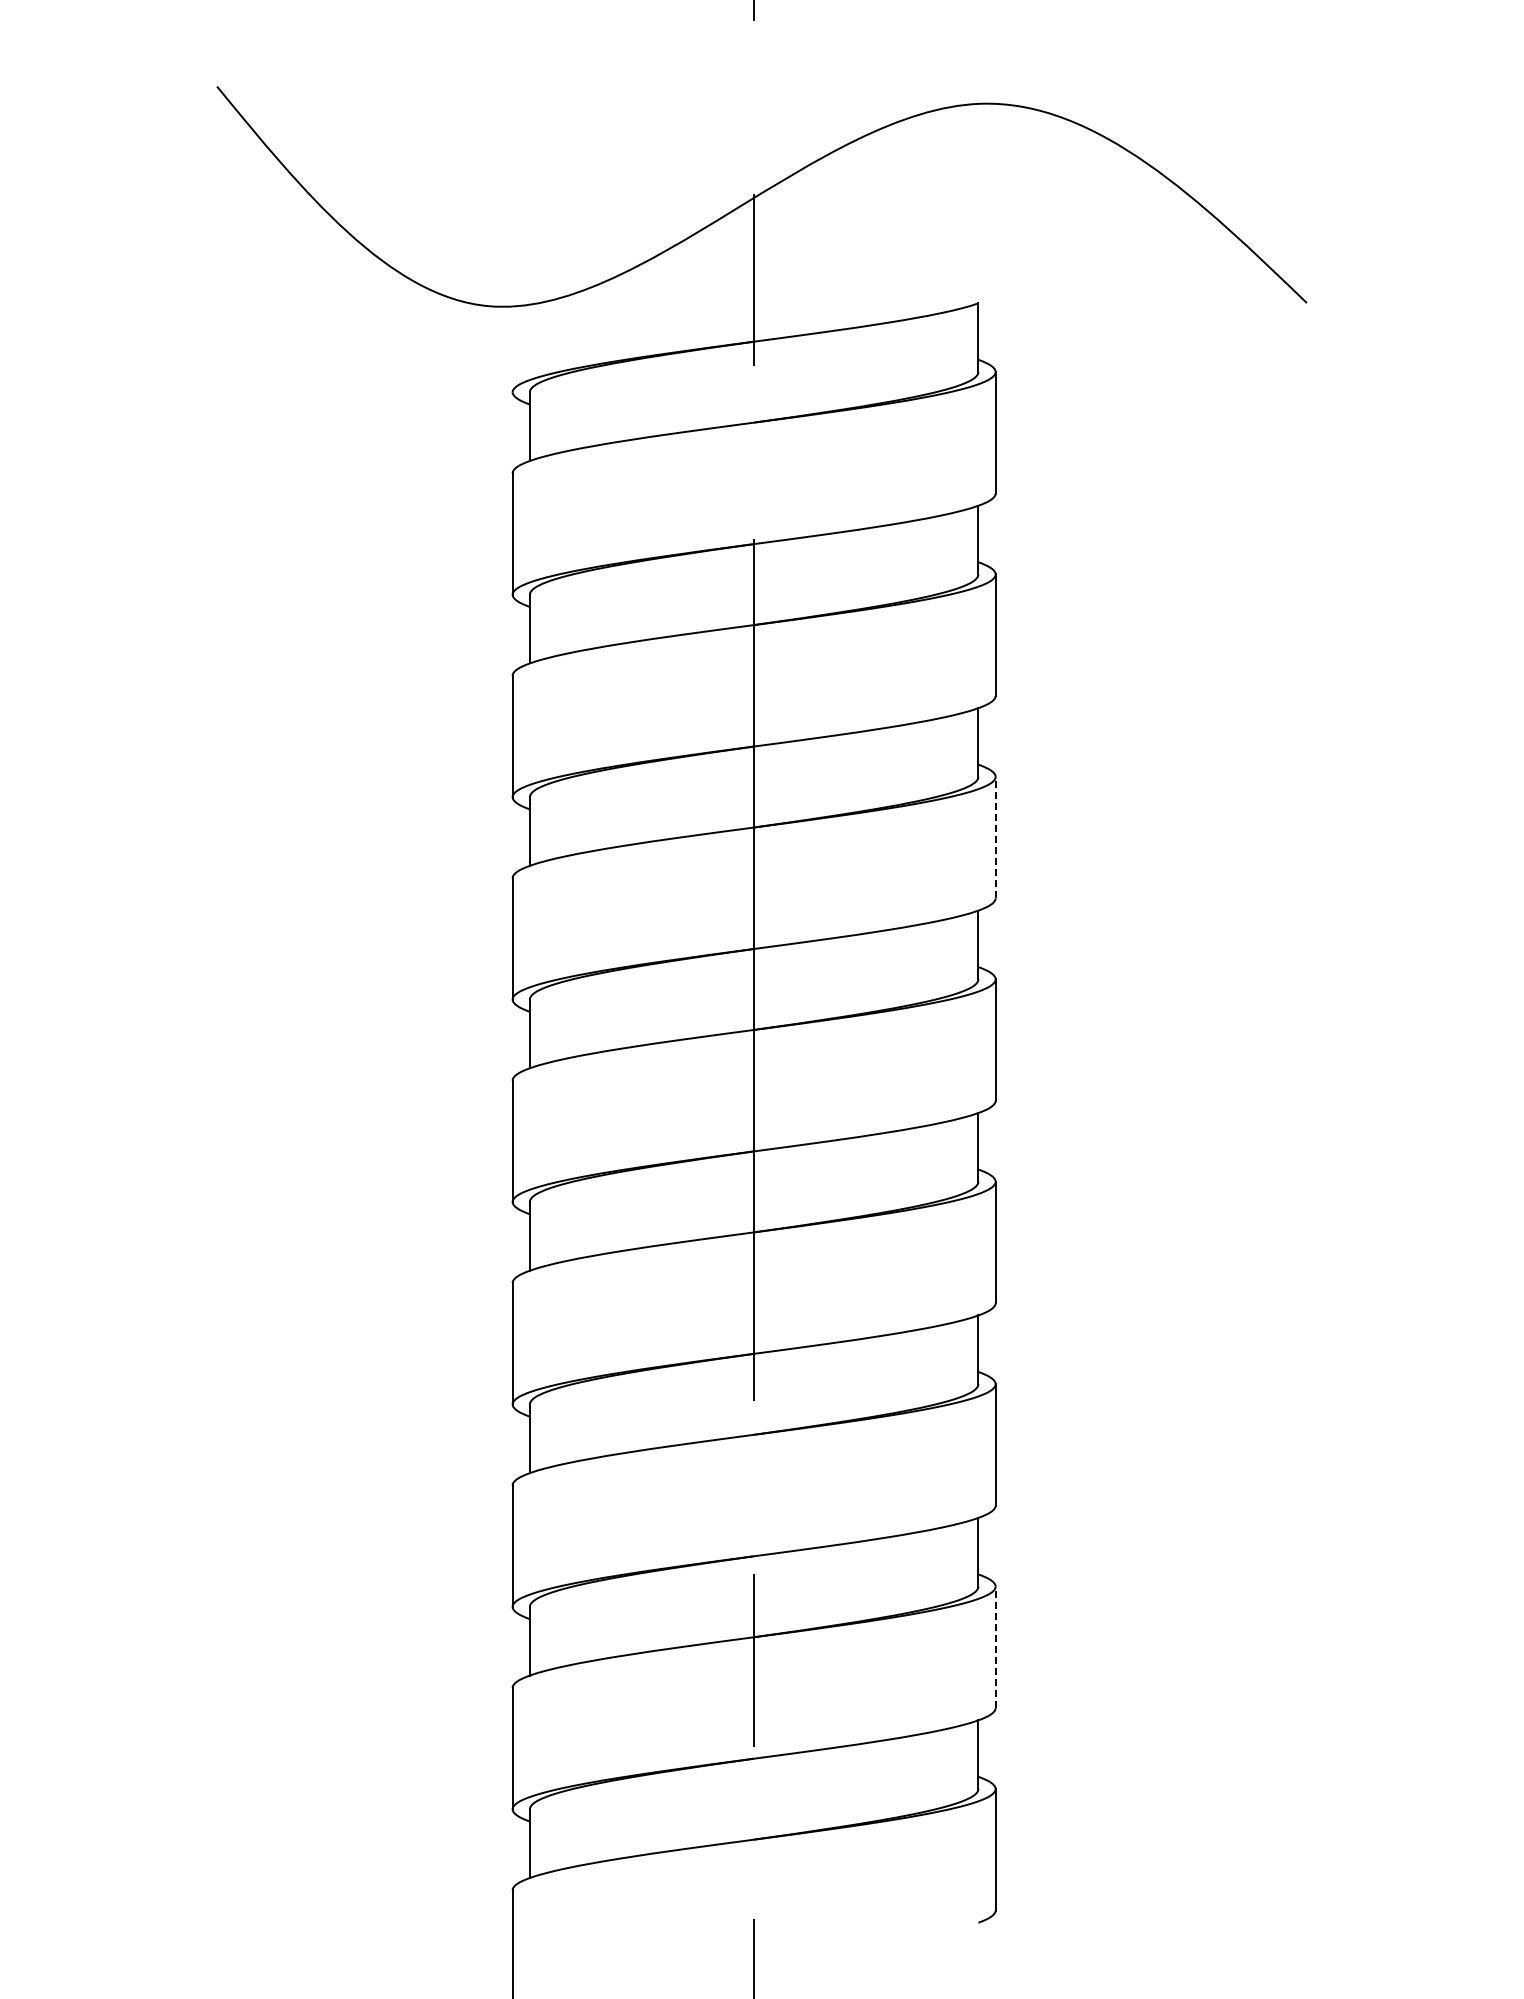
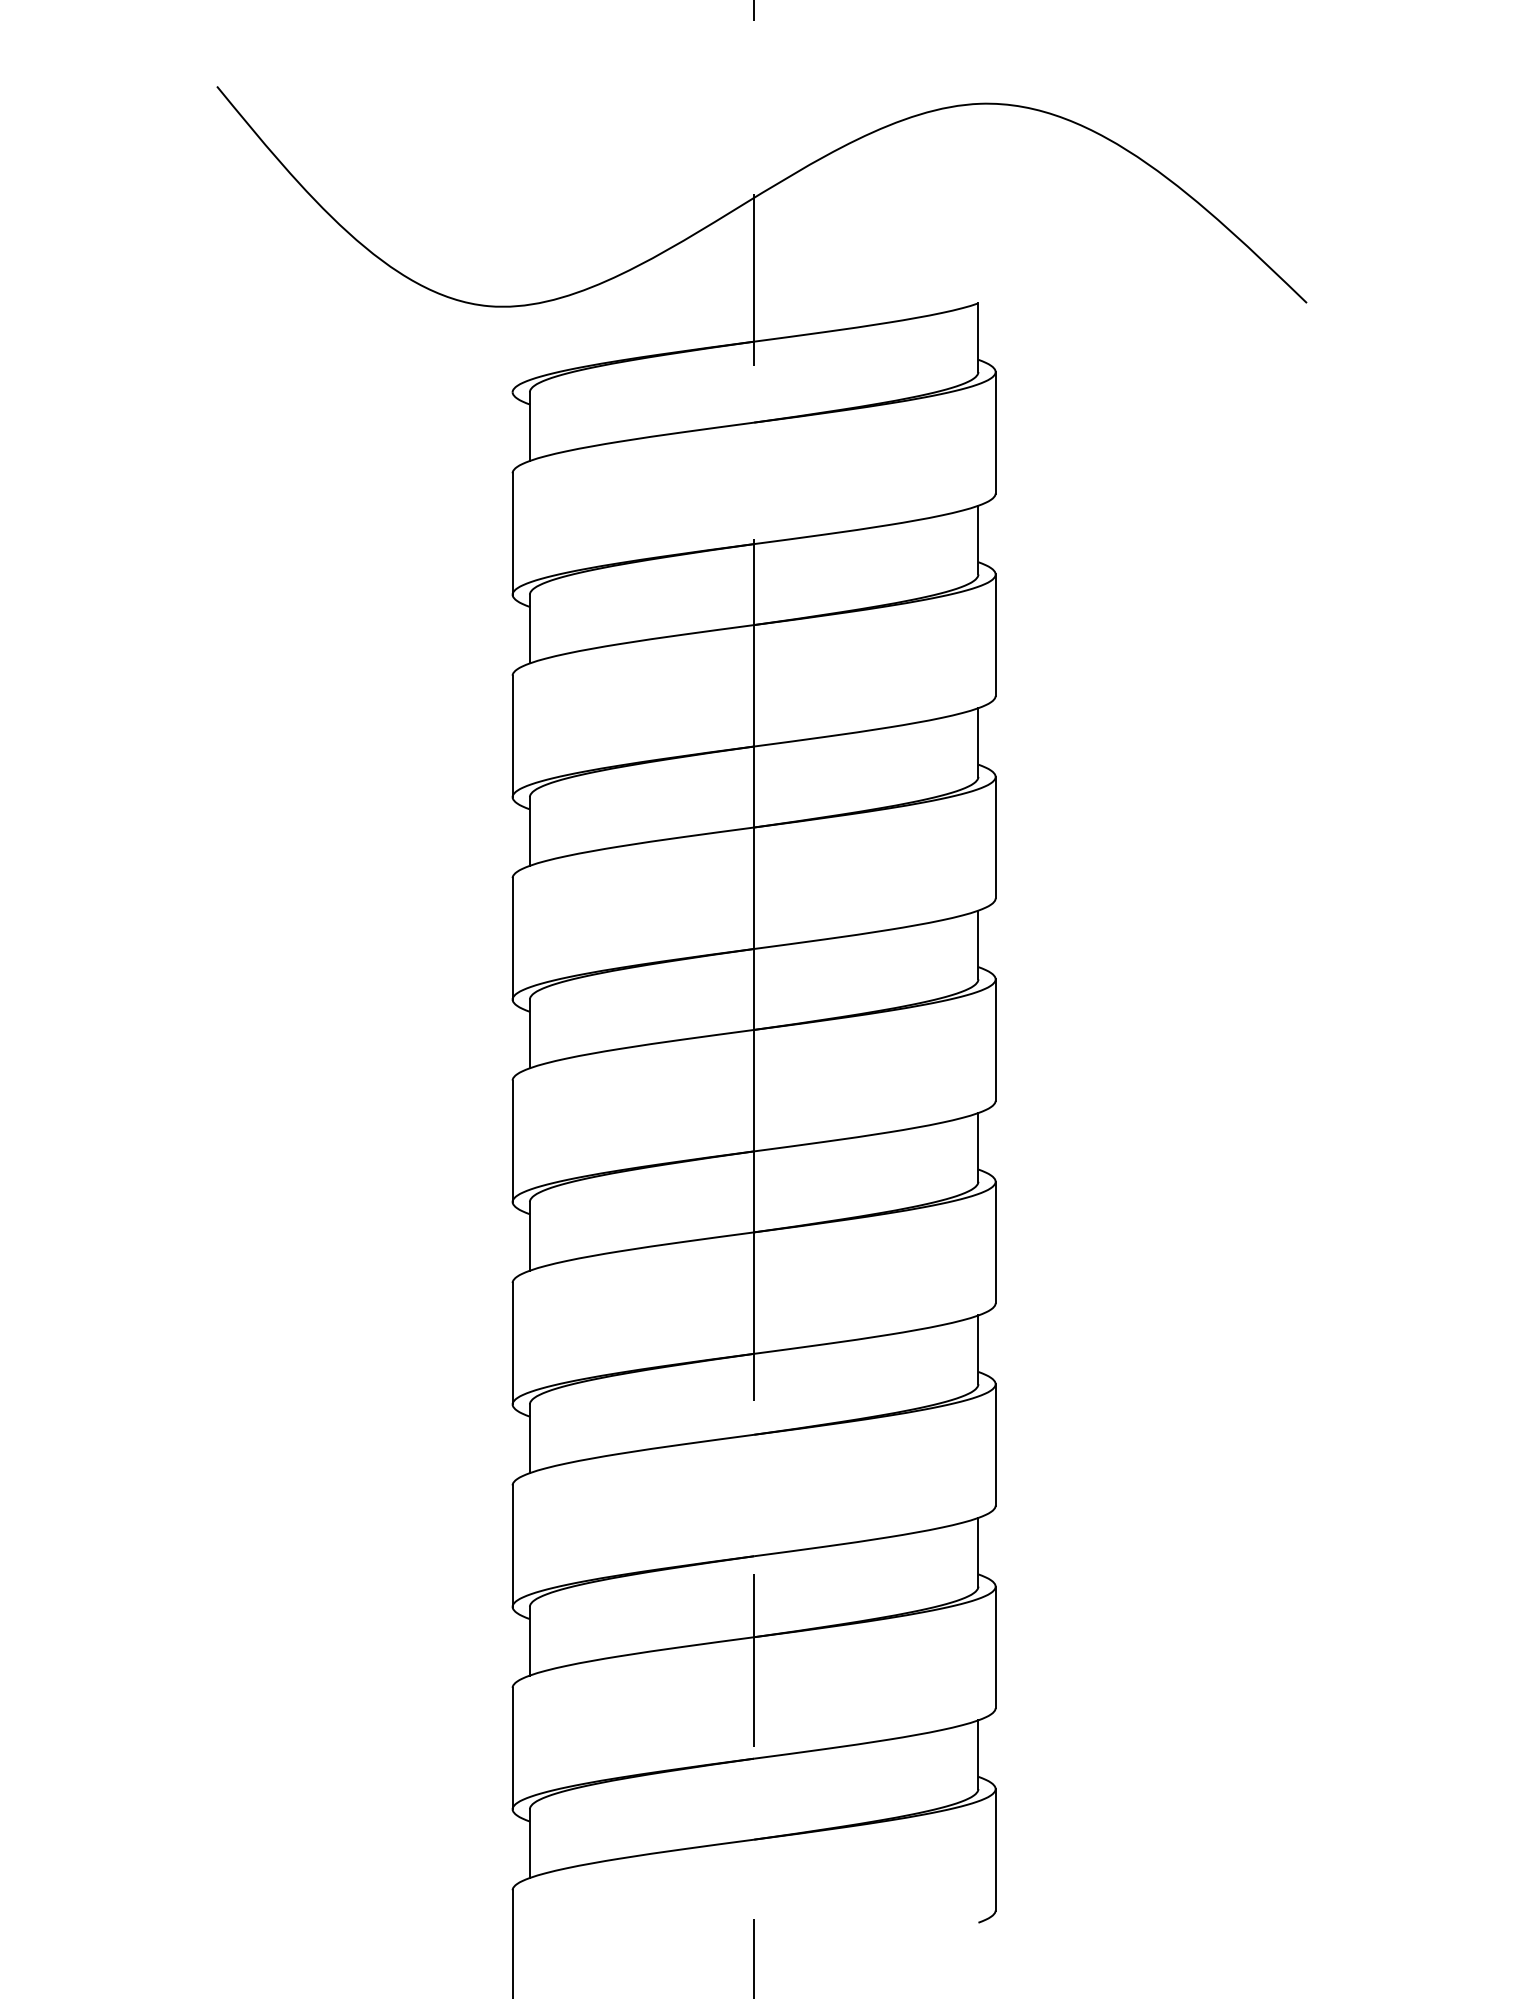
line: dashed -> solid (995, 837)
line: dashed -> solid (995, 1647)
